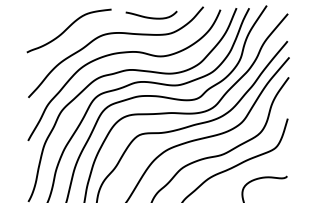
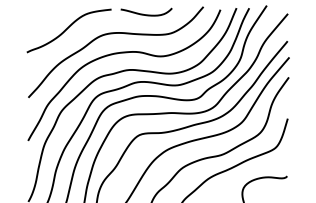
curve position: (151, 17) -> (146, 14) (146, 14)
